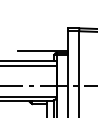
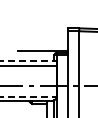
line: solid -> dashed (28, 61)
line: solid -> dashed (28, 96)
